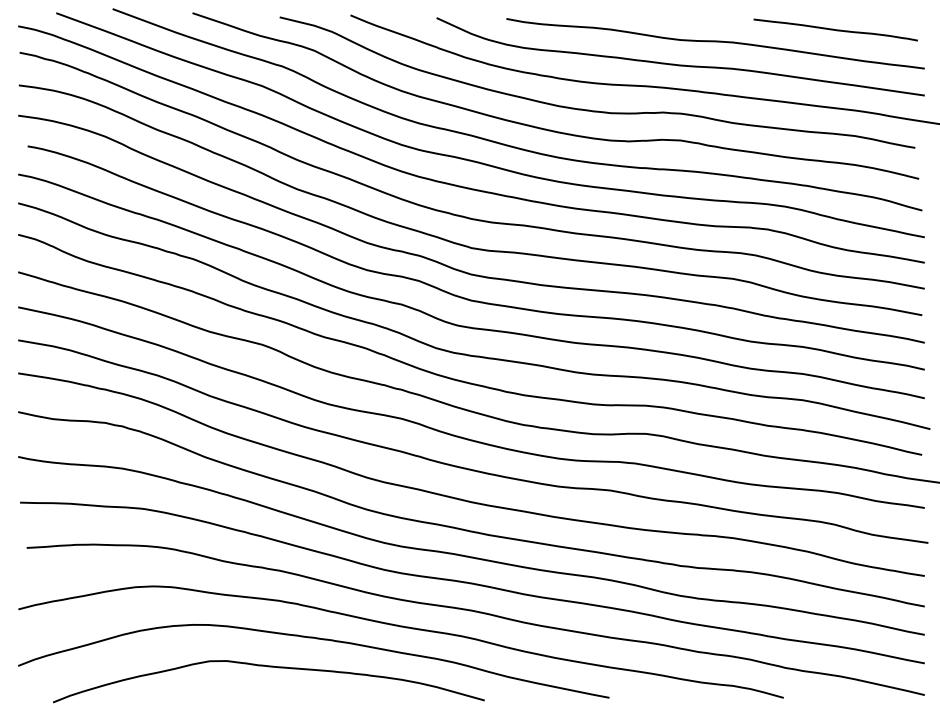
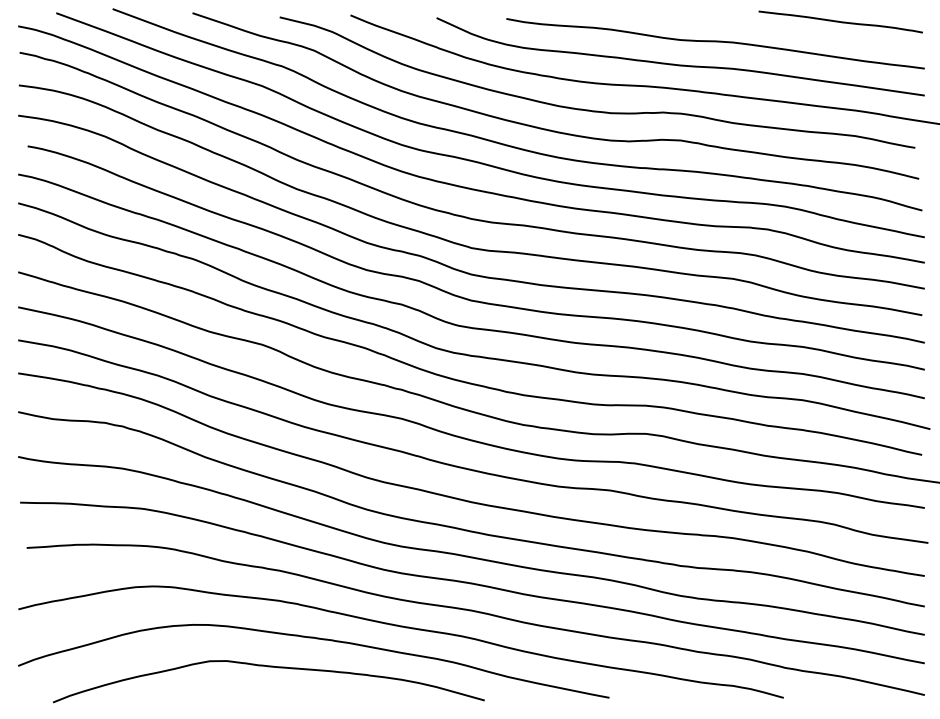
curve position: (835, 29) -> (840, 21) (840, 21)
